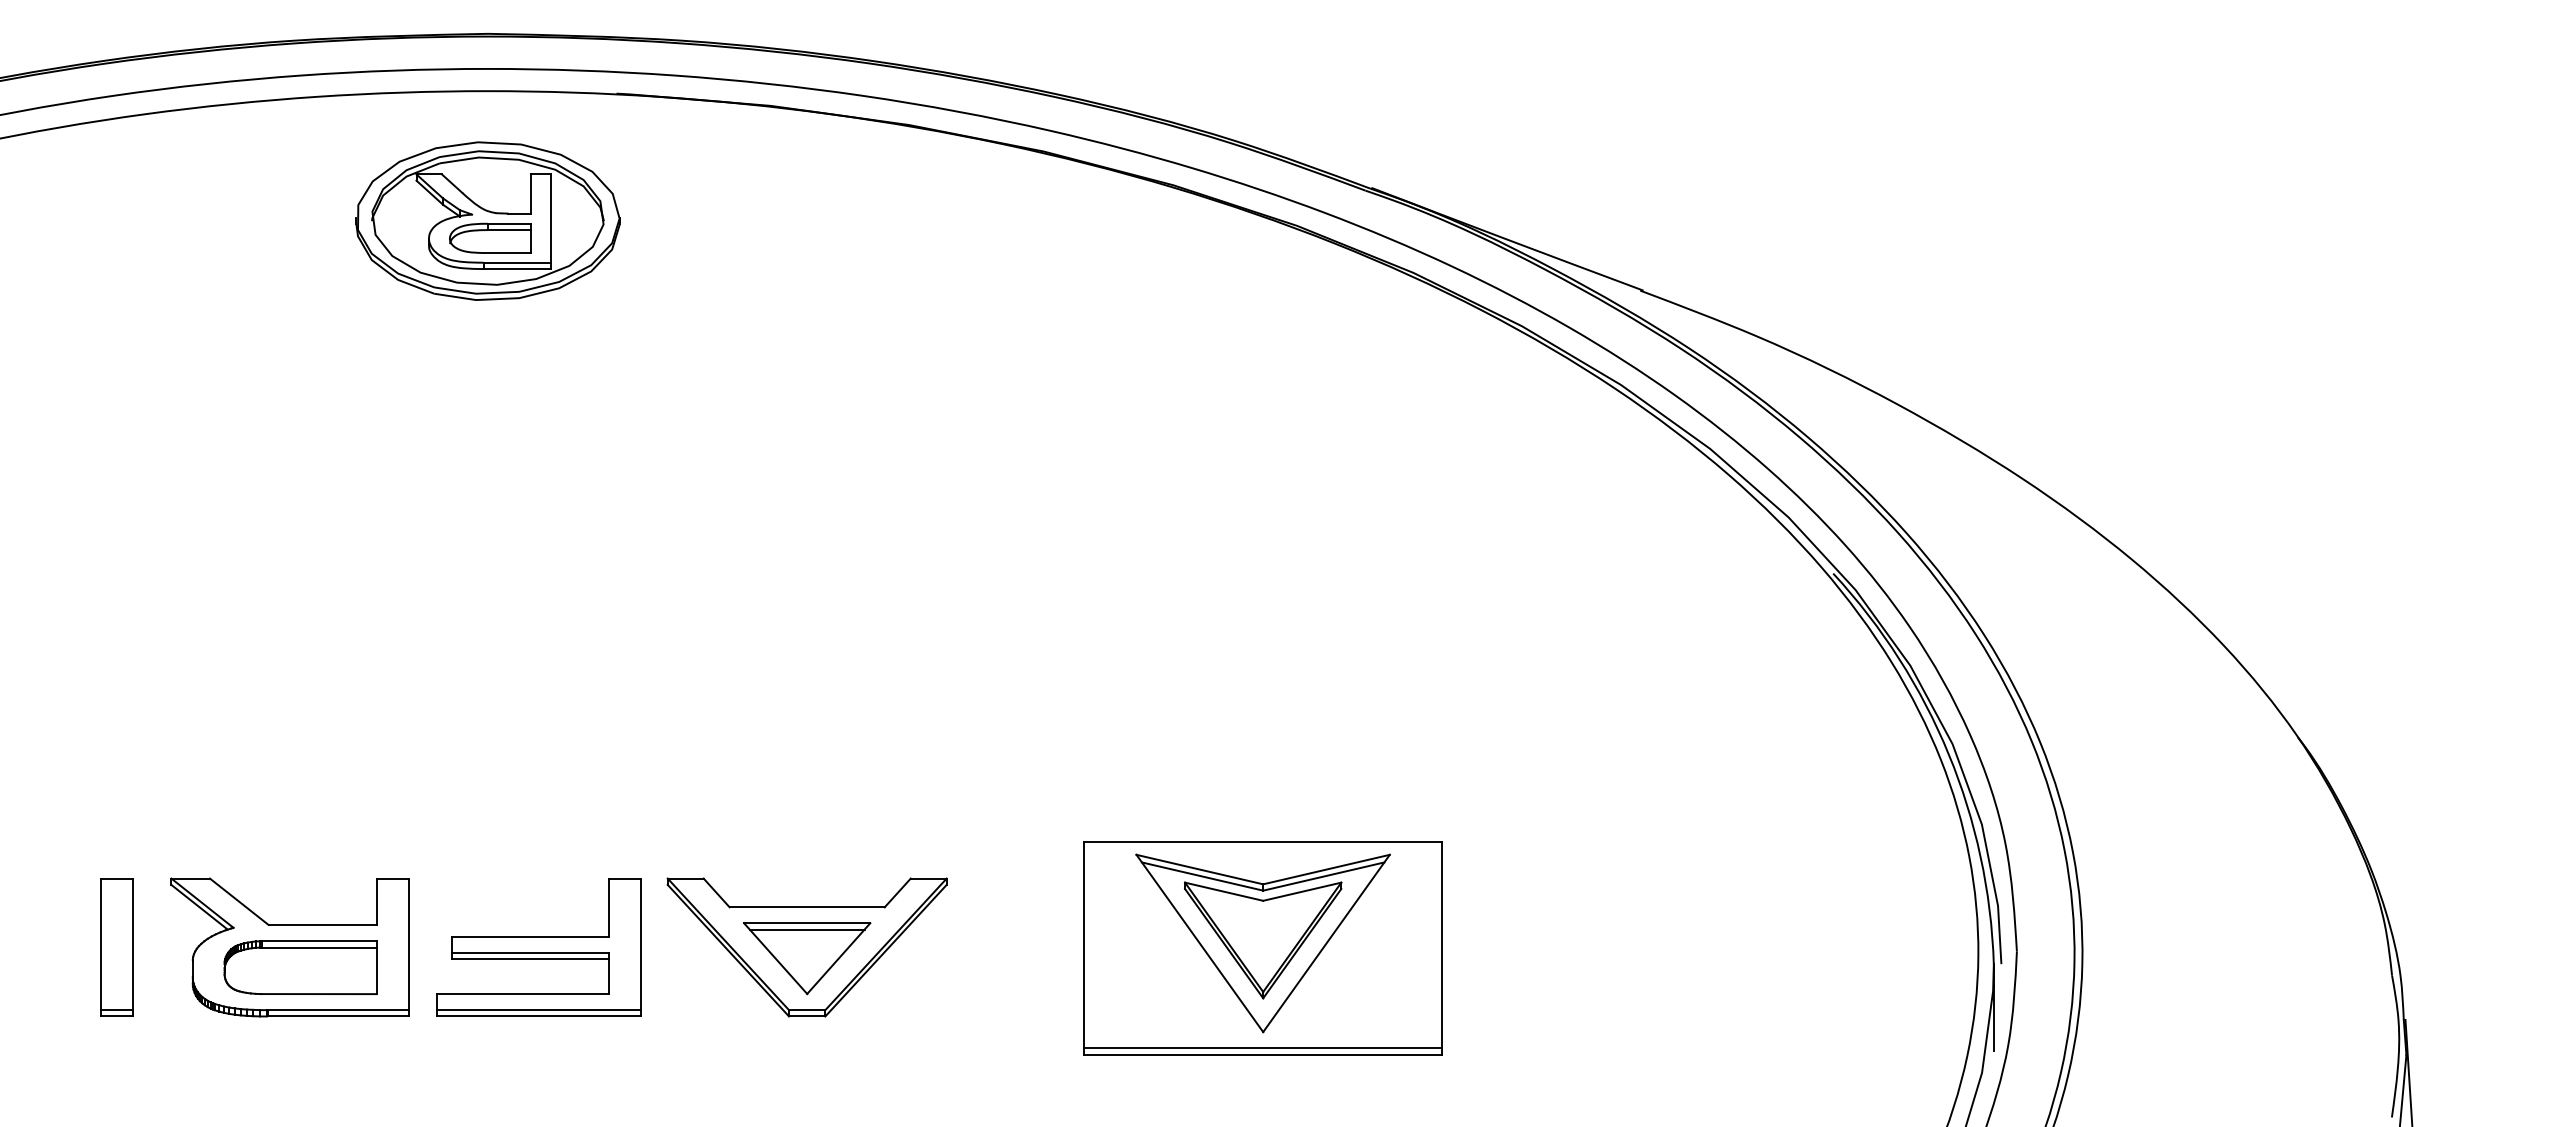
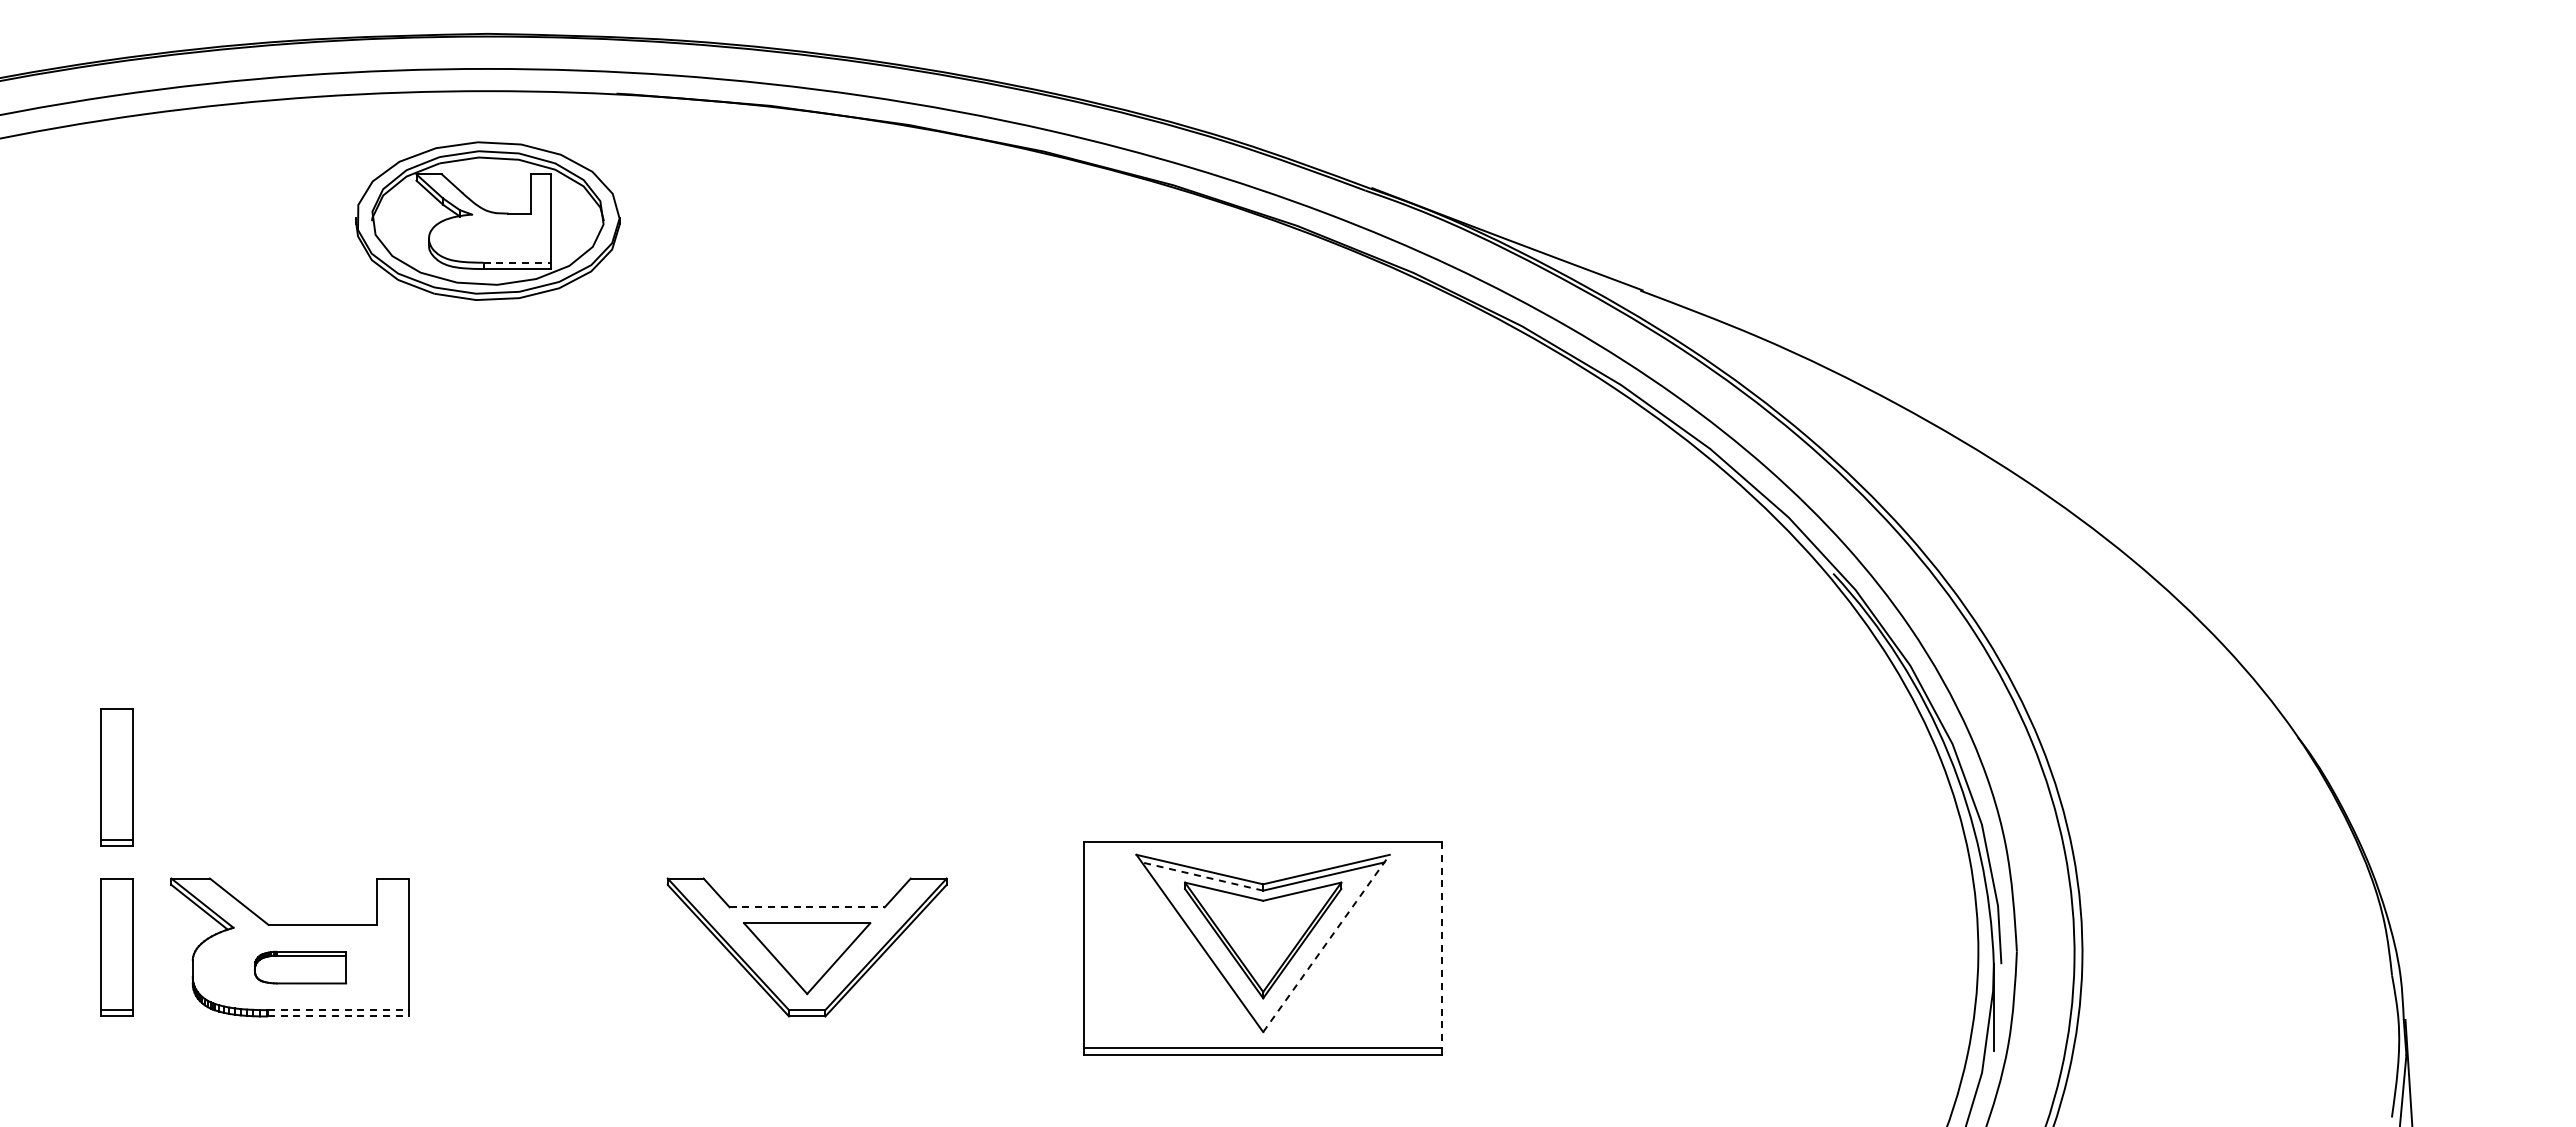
part: present -> none (490, 237)
line: solid -> dashed (517, 262)
part: none -> present (116, 777)
line: solid -> dashed (1202, 876)
line: solid -> dashed (807, 907)
line: present -> none (806, 929)
line: solid -> dashed (1326, 943)
line: solid -> dashed (1441, 945)
part: present -> none (538, 947)
part size: 155x55 px -> 94x35 px (300, 967)
line: solid -> dashed (338, 1010)
line: solid -> dashed (338, 1016)
